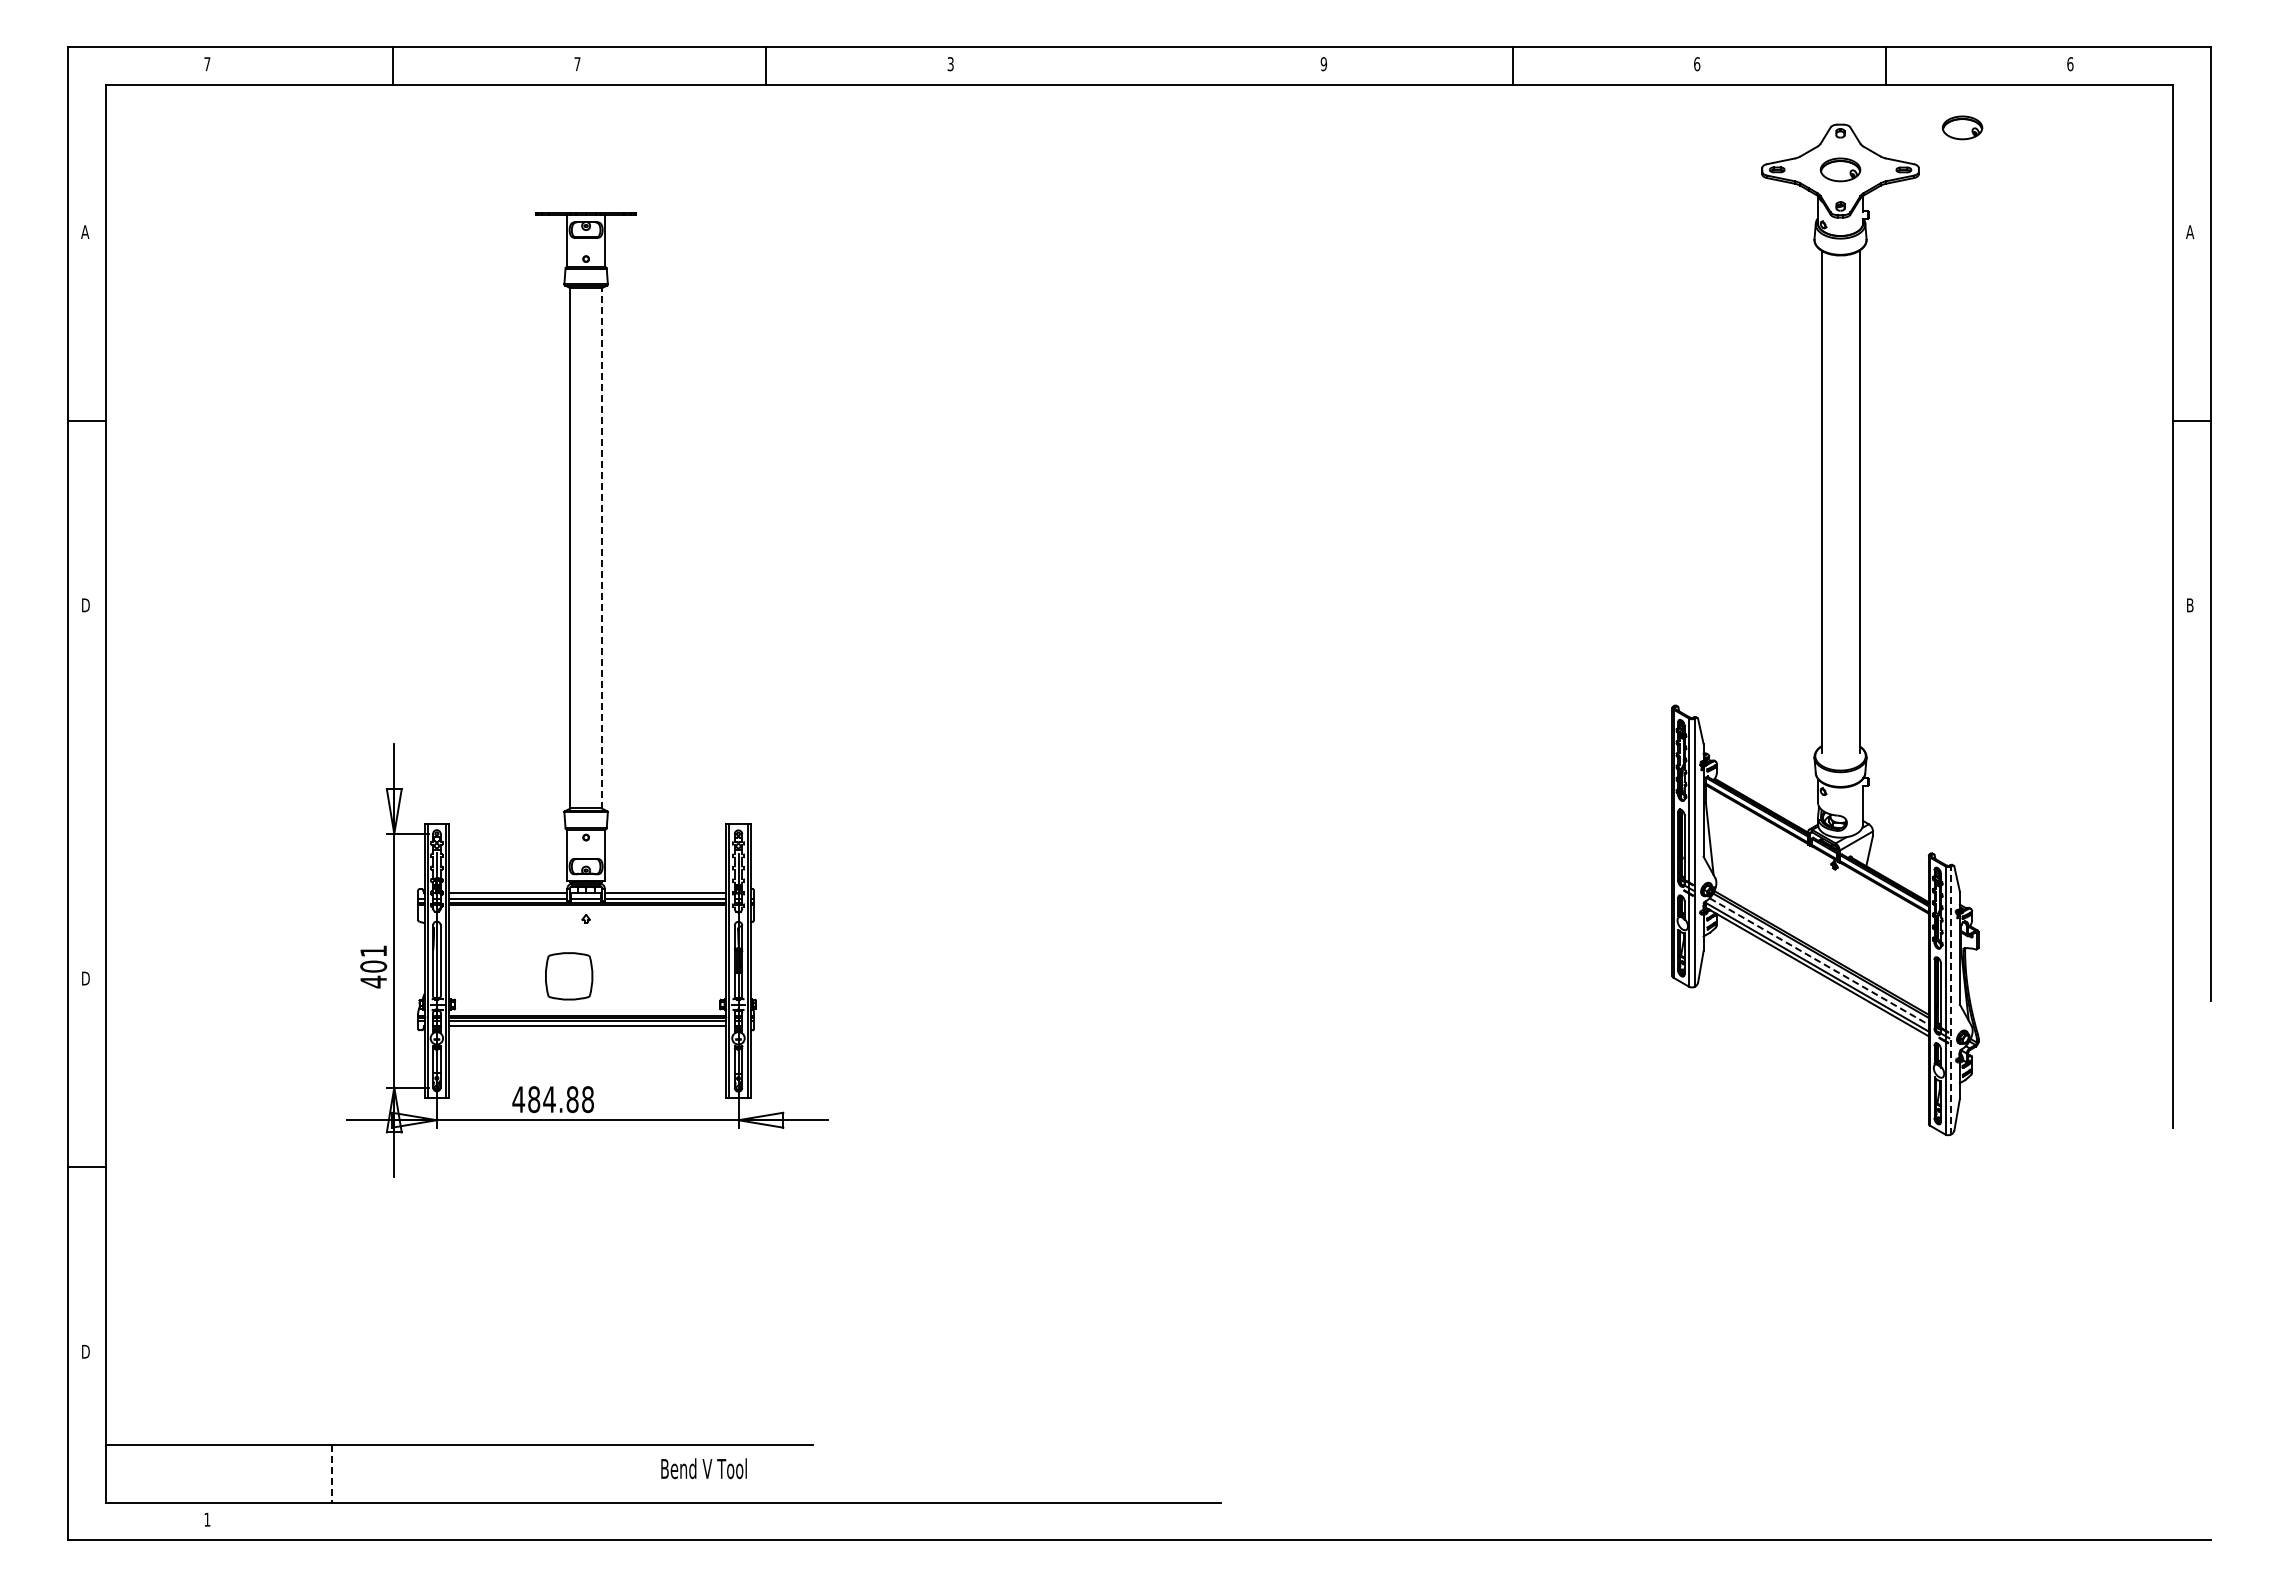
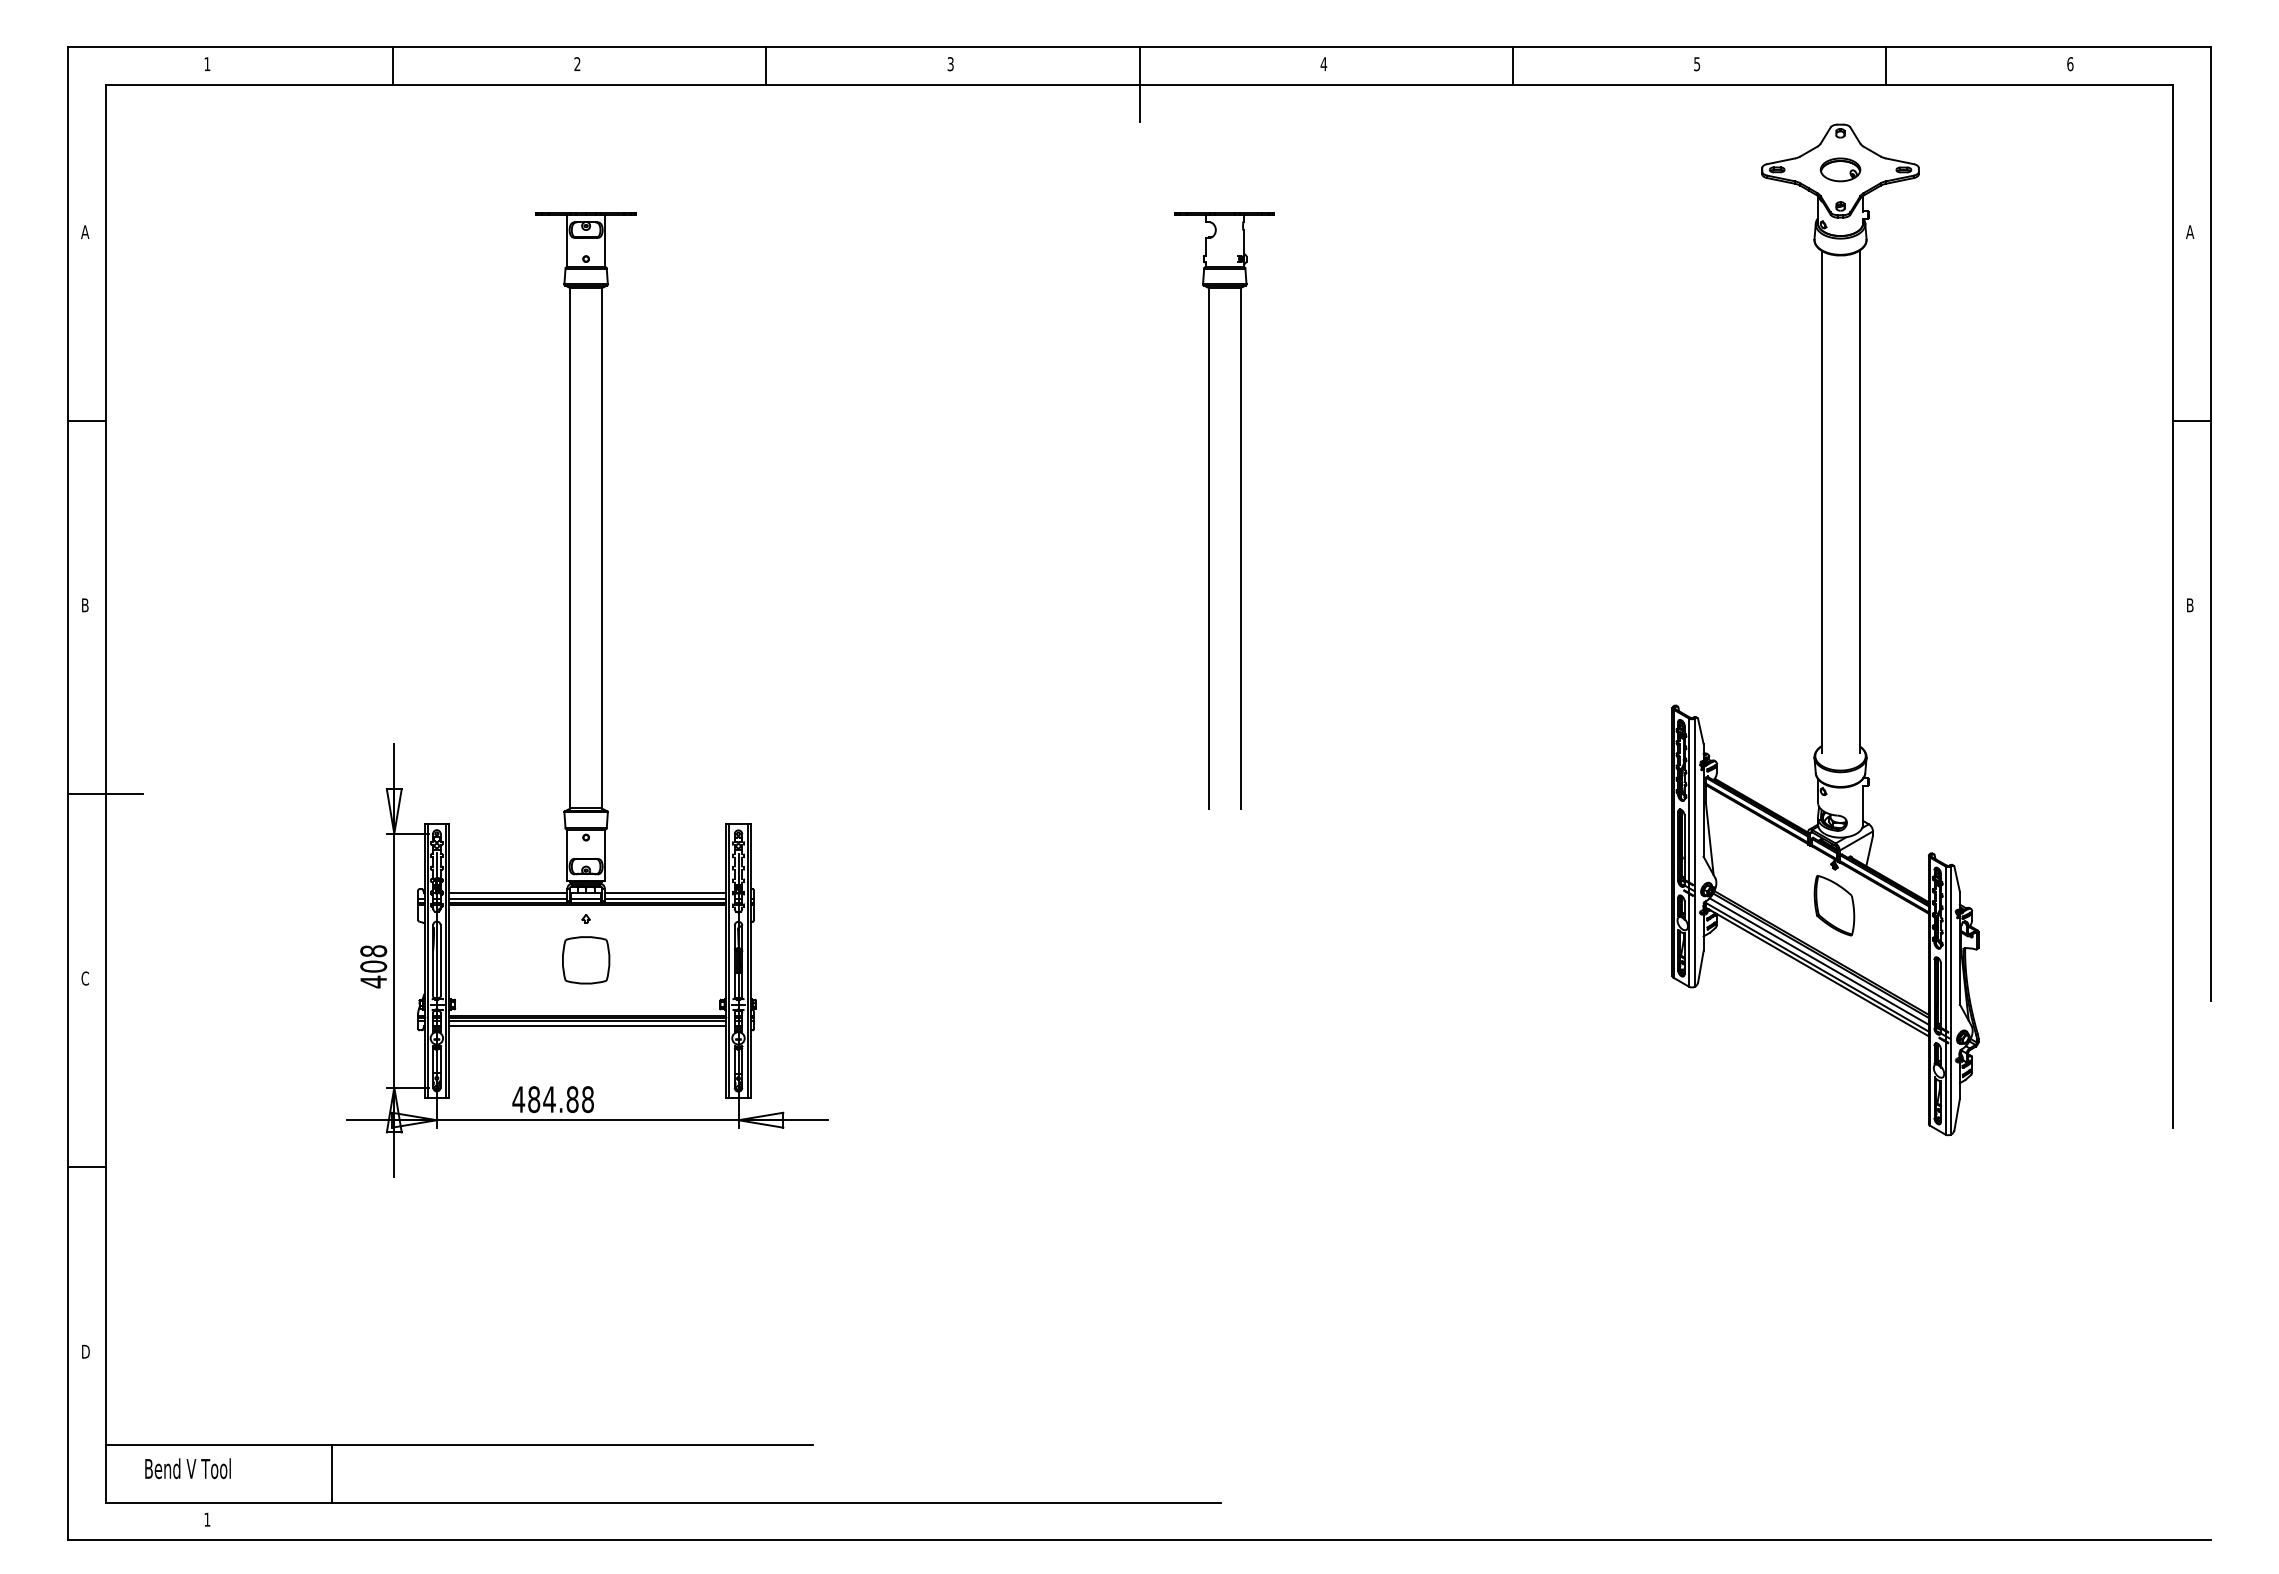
text: 7 -> 1 (207, 64)
text: 7 -> 2 (577, 64)
text: 9 -> 4 (1323, 64)
text: 6 -> 5 (1697, 64)
line: none -> present (1139, 84)
part: present -> none (1962, 127)
part: none -> present (1209, 510)
line: dashed -> solid (601, 547)
text: D -> B (86, 604)
line: none -> present (105, 793)
part: none -> present (1834, 905)
text: 401 -> 408 (373, 951)
line: dashed -> solid (1819, 961)
part position: (569, 976) -> (586, 960) (586, 960)
text: D -> C (85, 978)
line: dashed -> solid (1950, 1000)
text position: (703, 1468) -> (187, 1468) (187, 1468)
line: dashed -> solid (332, 1474)
